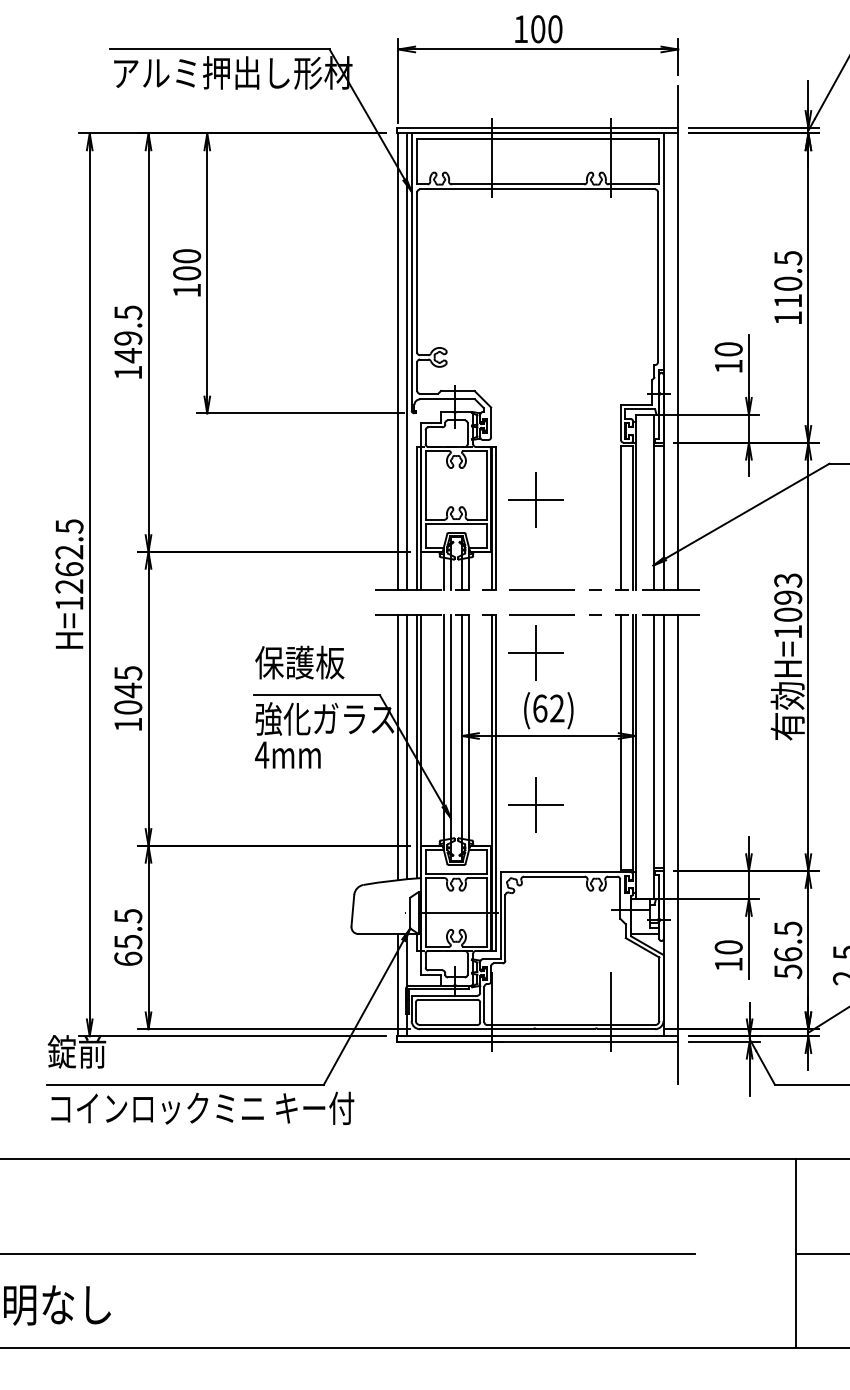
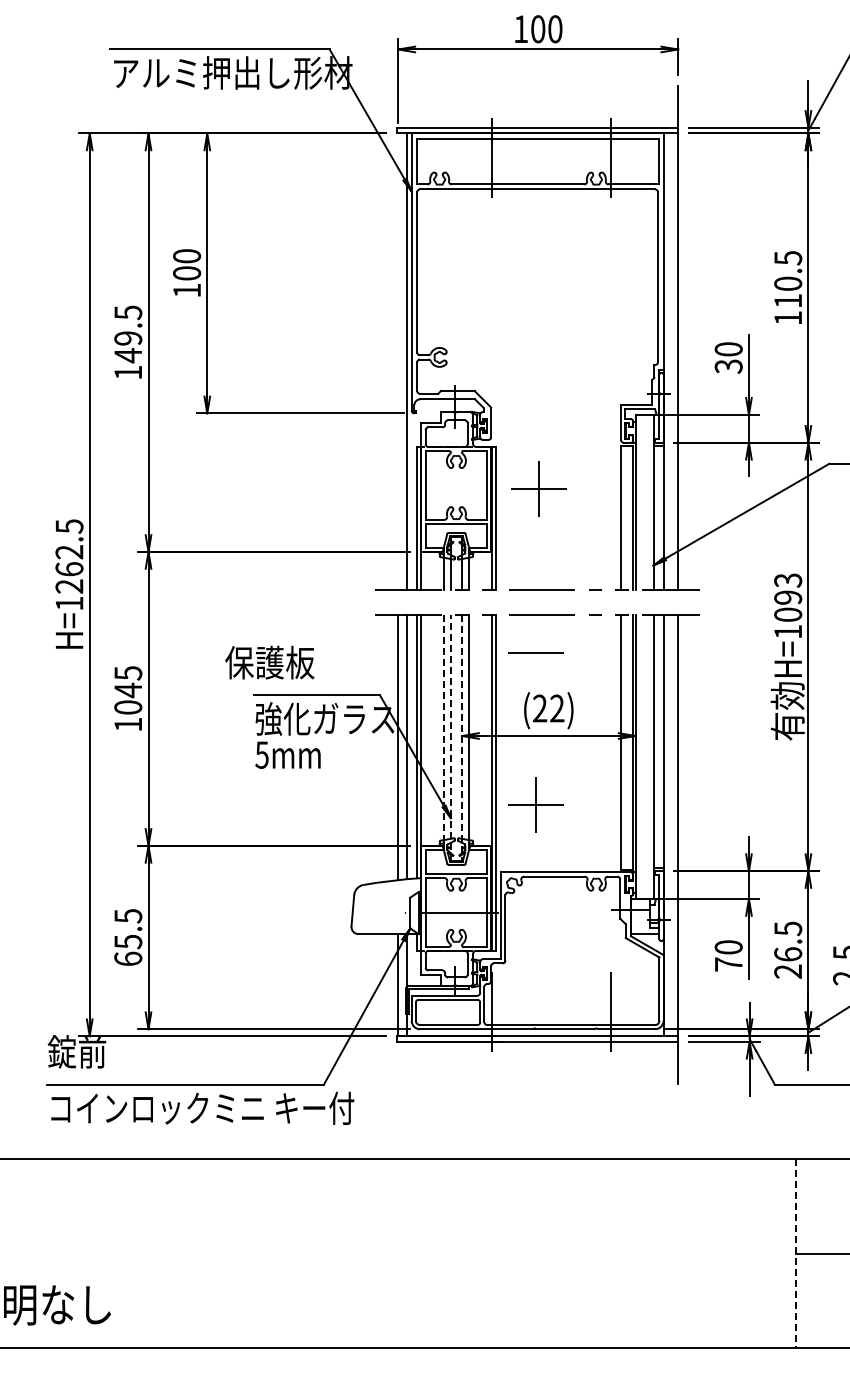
line: present -> none (398, 361)
text: 10 -> 30 (728, 366)
part position: (535, 499) -> (538, 488) (538, 488)
line: present -> none (536, 652)
text position: (299, 662) -> (269, 662) (269, 662)
text: (62) -> (22) (540, 708)
line: solid -> dashed (443, 730)
line: solid -> dashed (450, 737)
line: solid -> dashed (462, 738)
text: 4mm -> 5mm (261, 754)
text: 10 -> 70 (728, 964)
text: 56.5 -> 26.5 (788, 971)
line: present -> none (348, 1253)
line: solid -> dashed (796, 1254)
